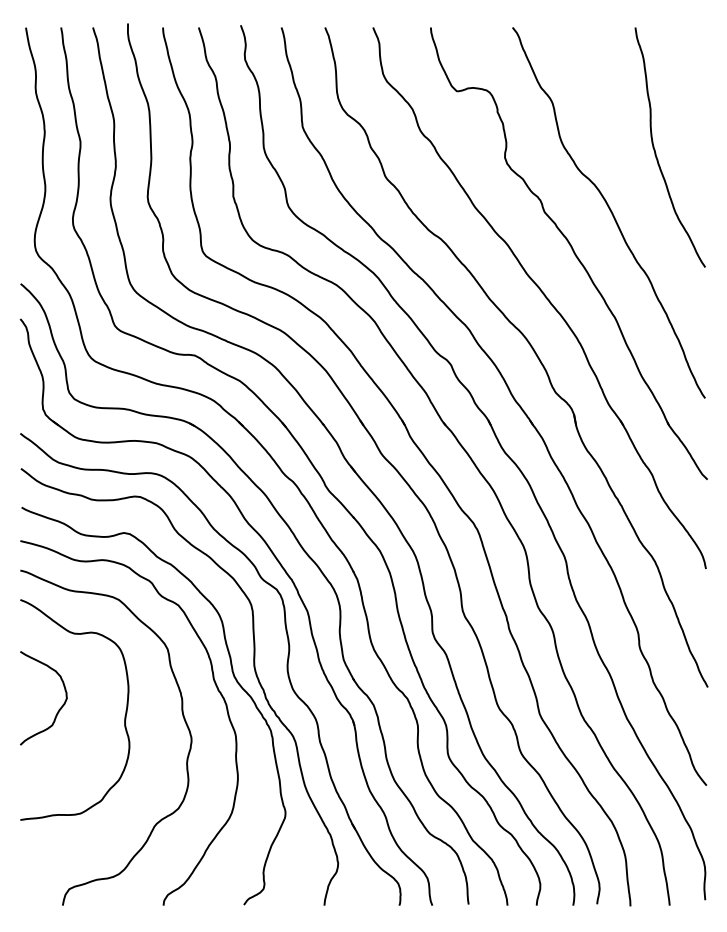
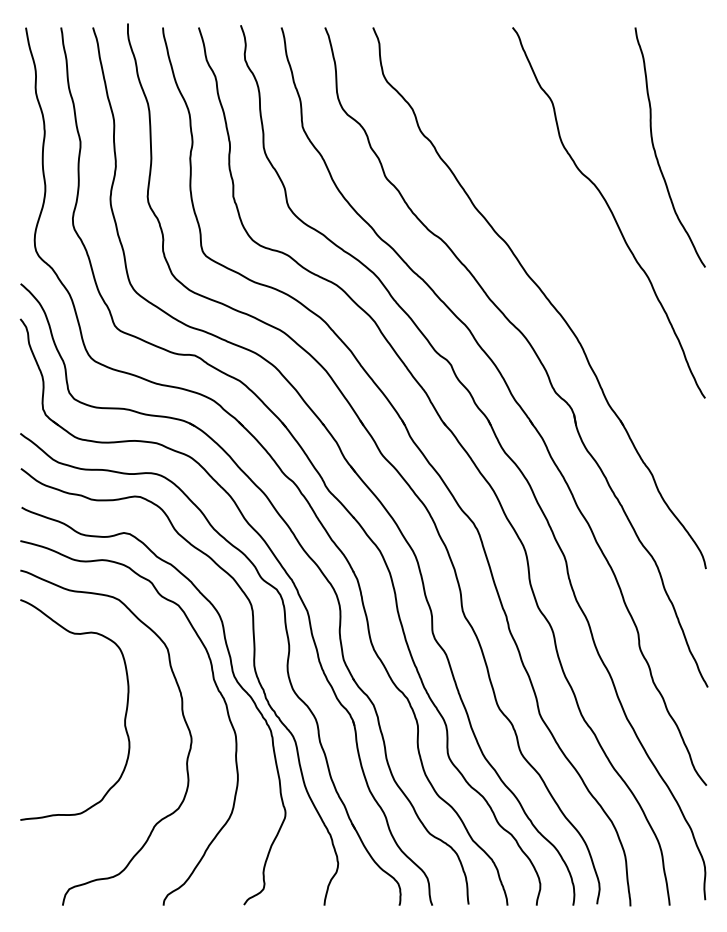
part: present -> none (568, 253)
curve: present -> none (58, 709)
